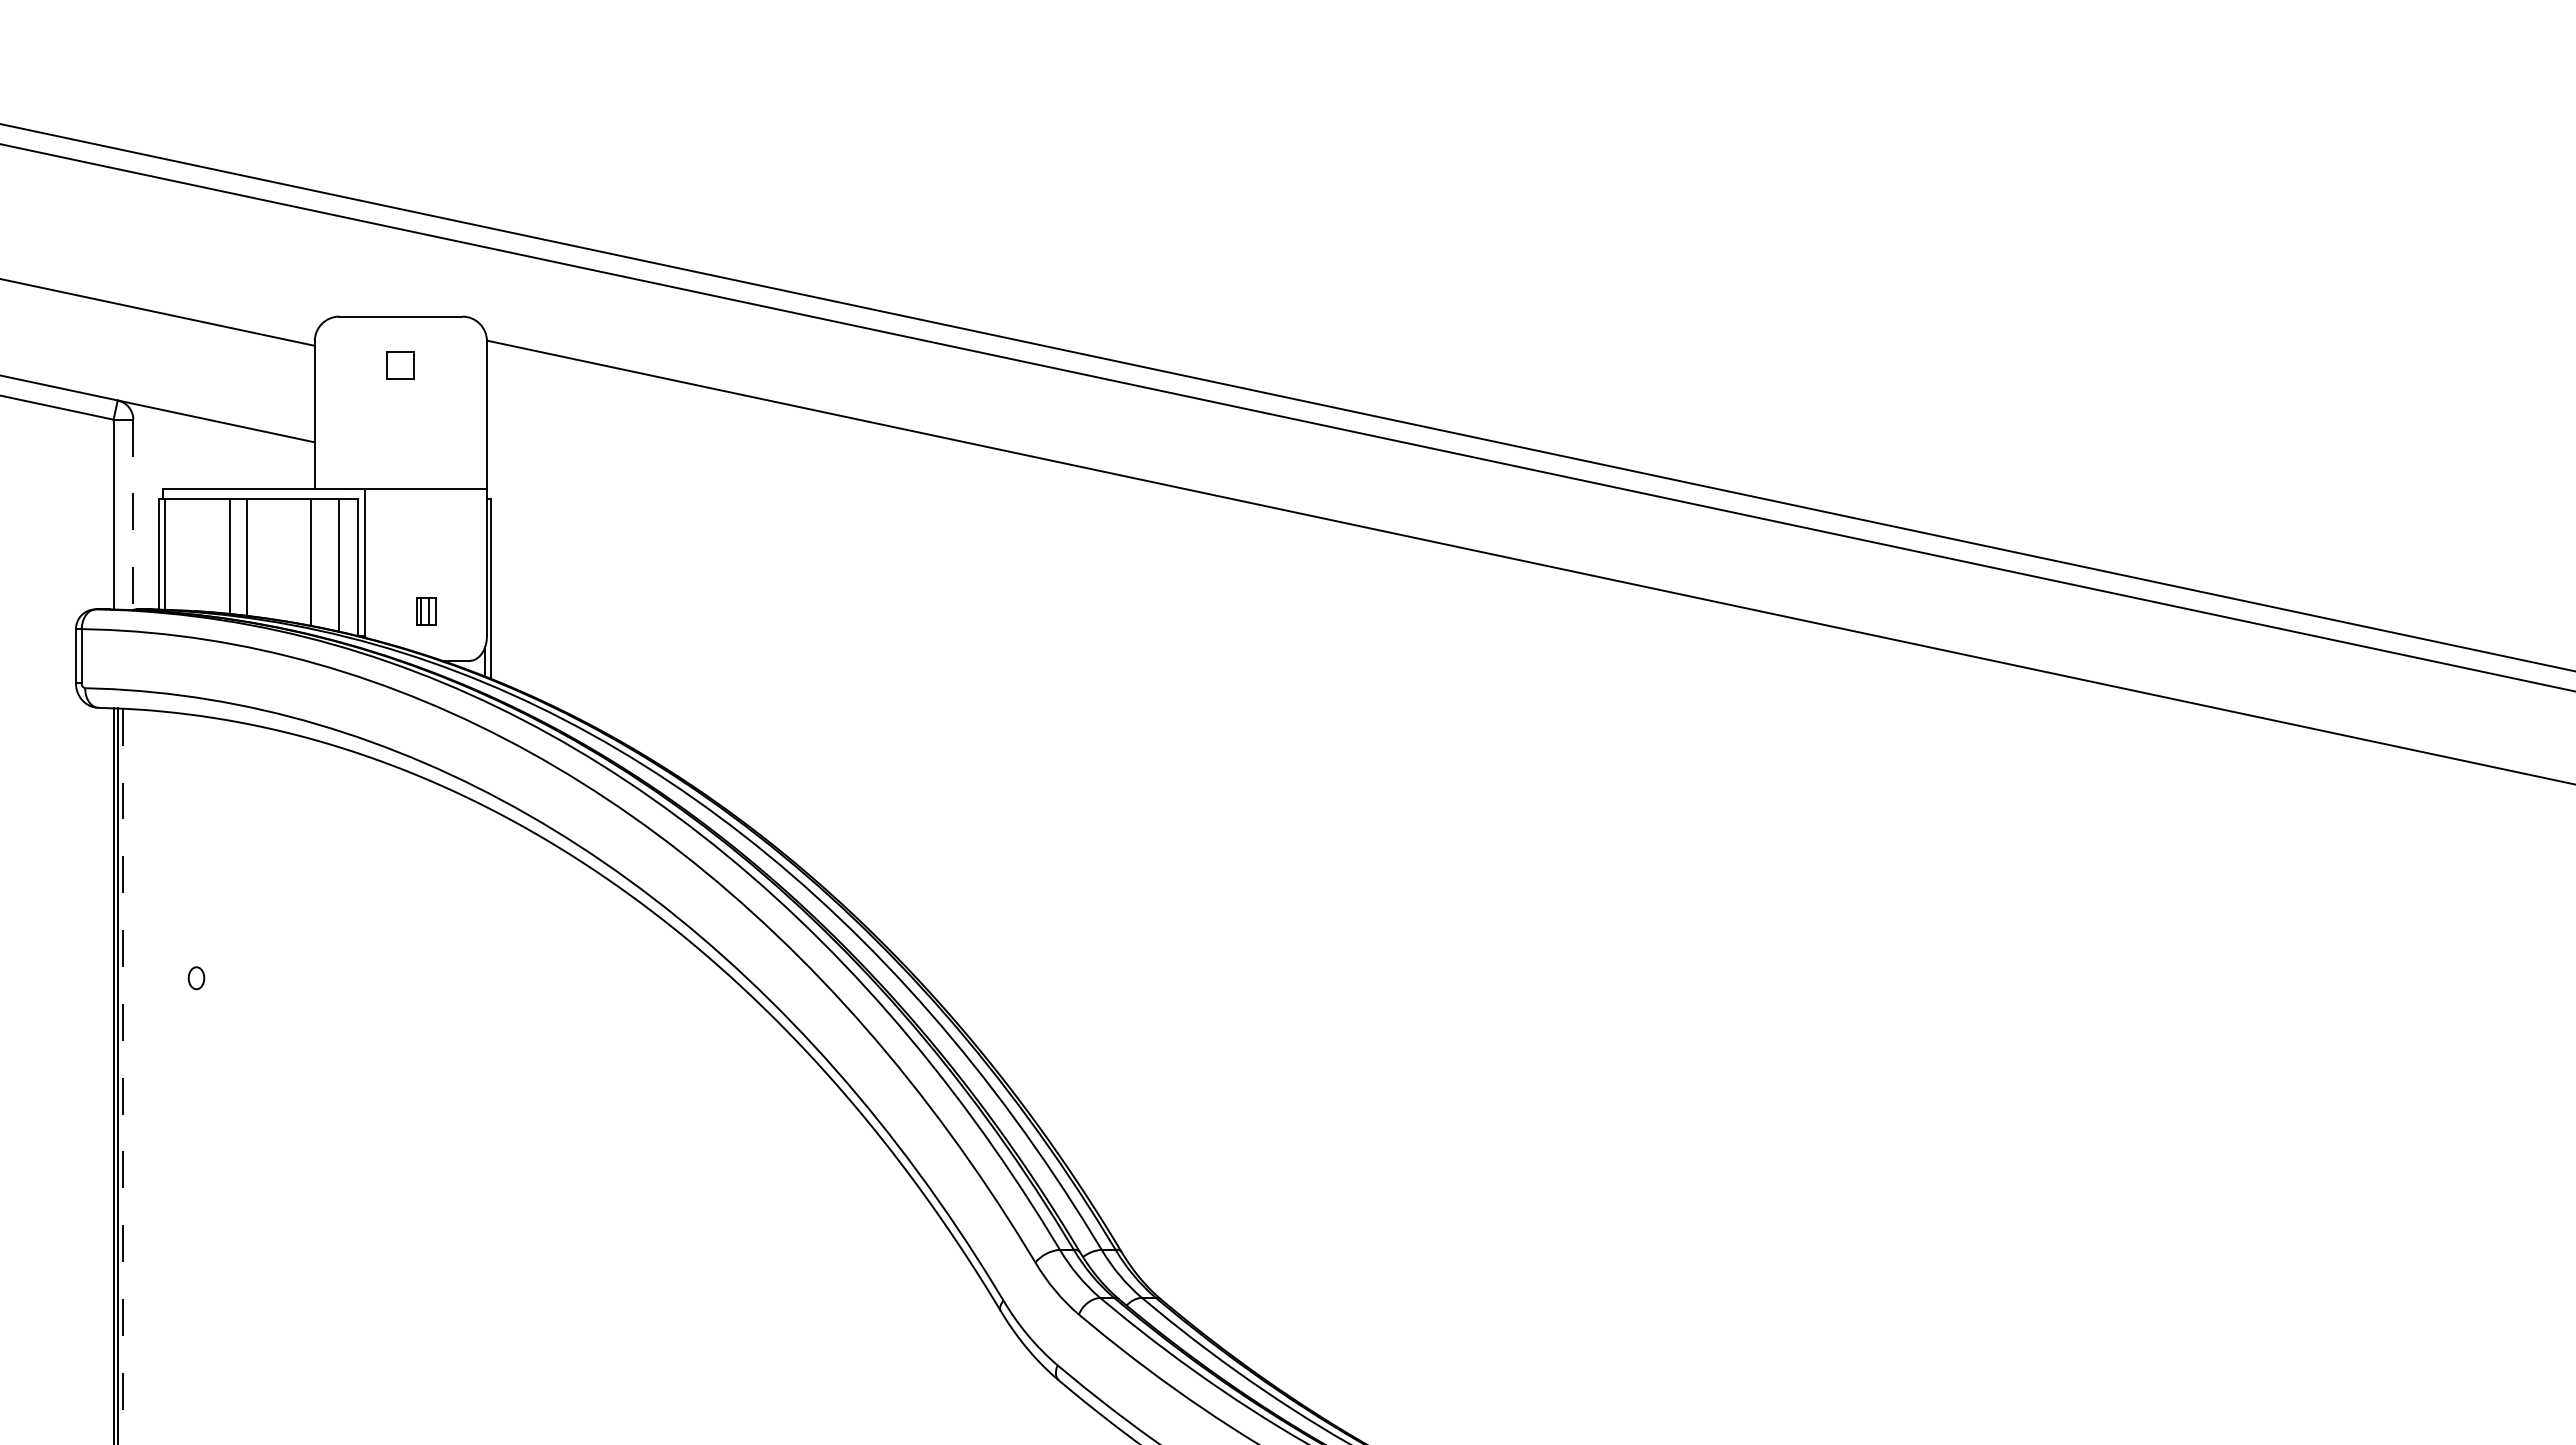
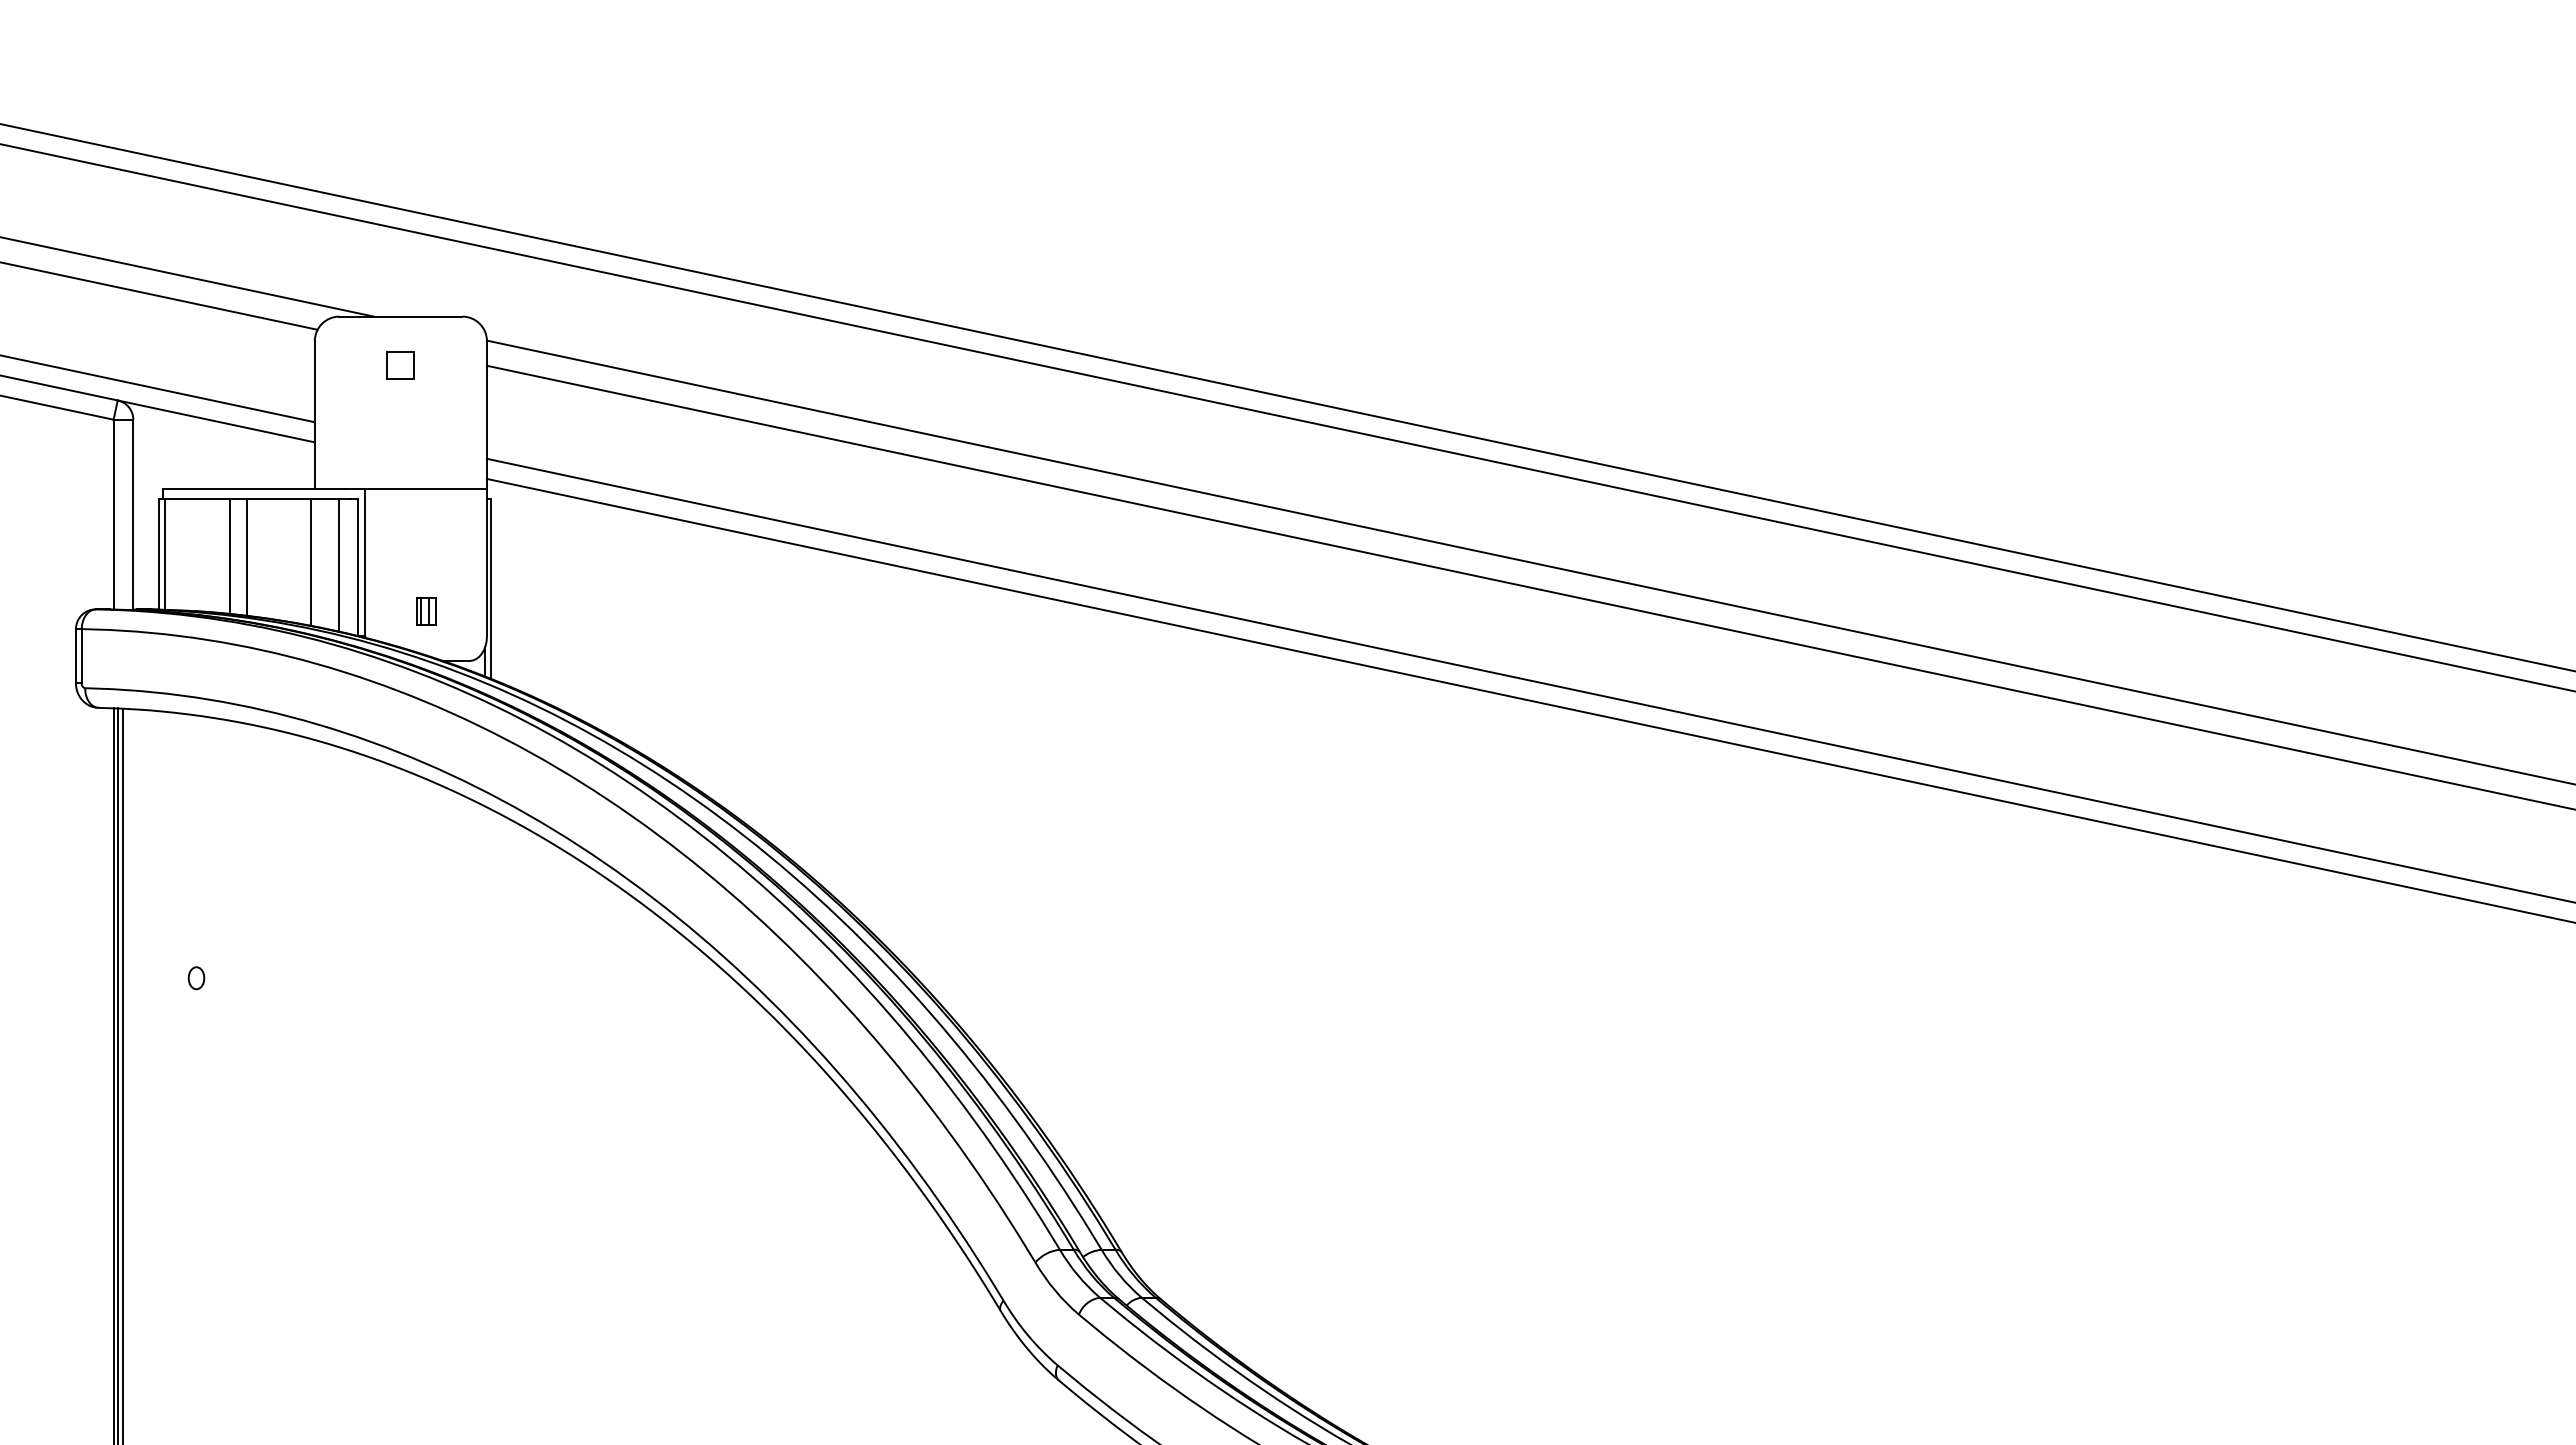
line: none -> present (187, 276)
line position: (158, 312) -> (159, 295) (159, 295)
line: none -> present (158, 388)
line: dashed -> solid (133, 515)
line: none -> present (1529, 587)
line: none -> present (1529, 680)
line: none -> present (1529, 700)
line: dashed -> solid (123, 1076)
